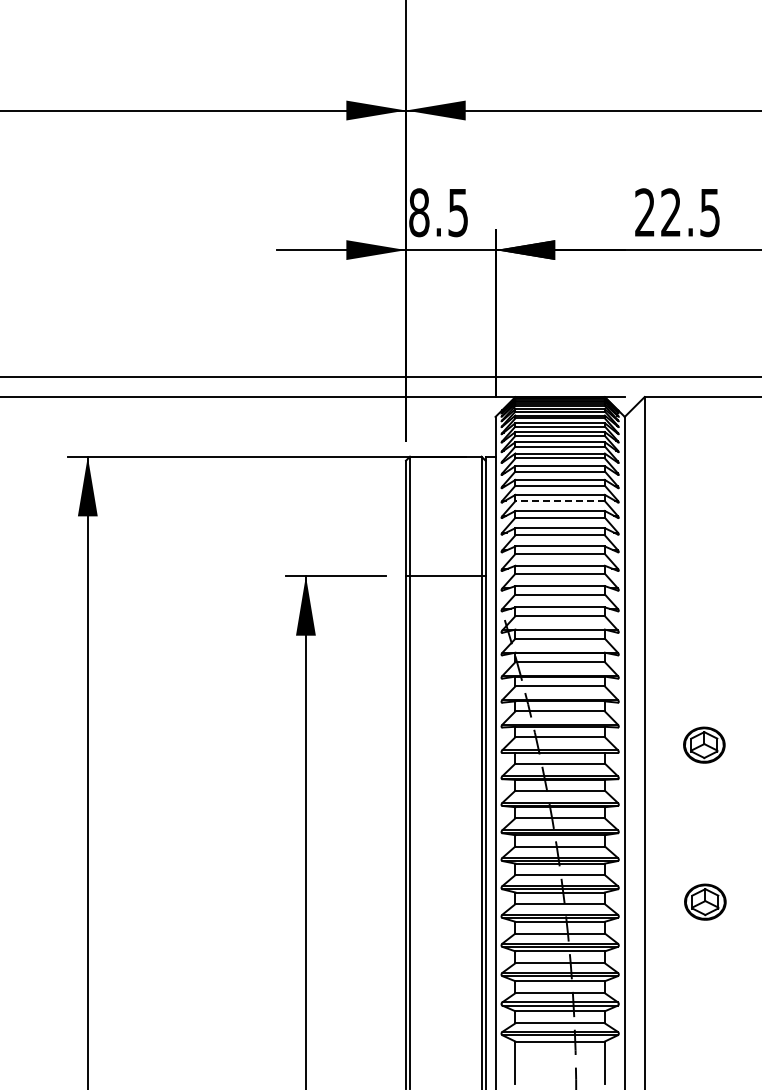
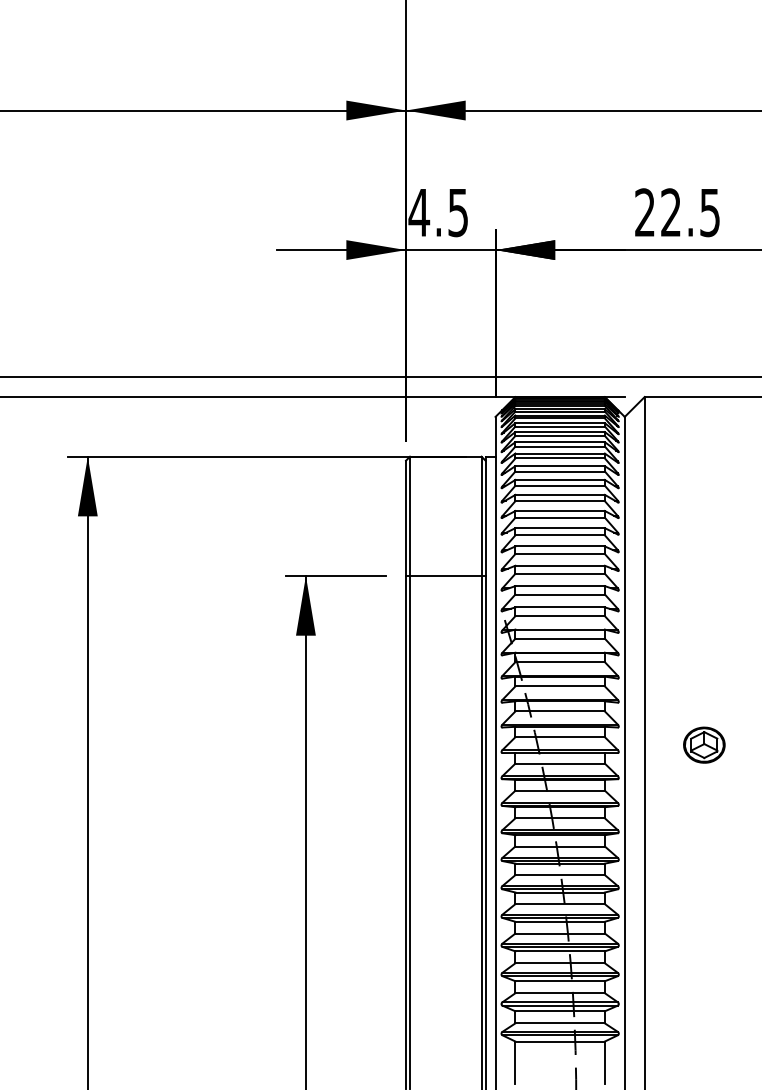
text: 8.5 -> 4.5 (419, 212)
line: dashed -> solid (560, 501)
part: present -> none (705, 901)
